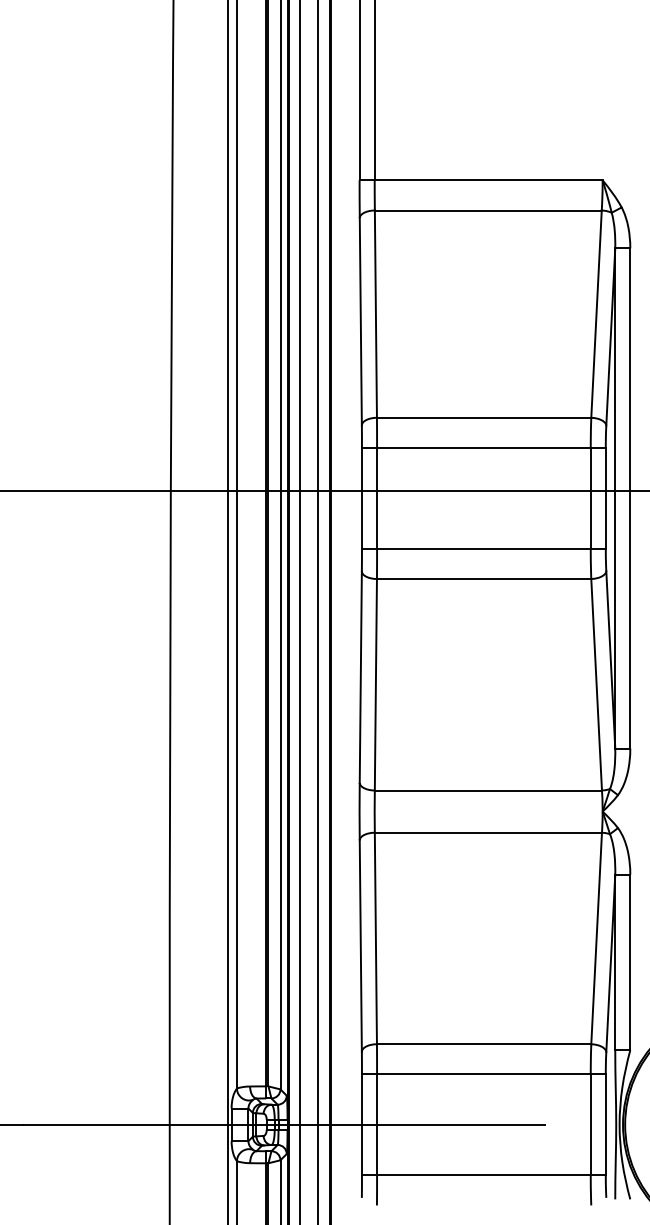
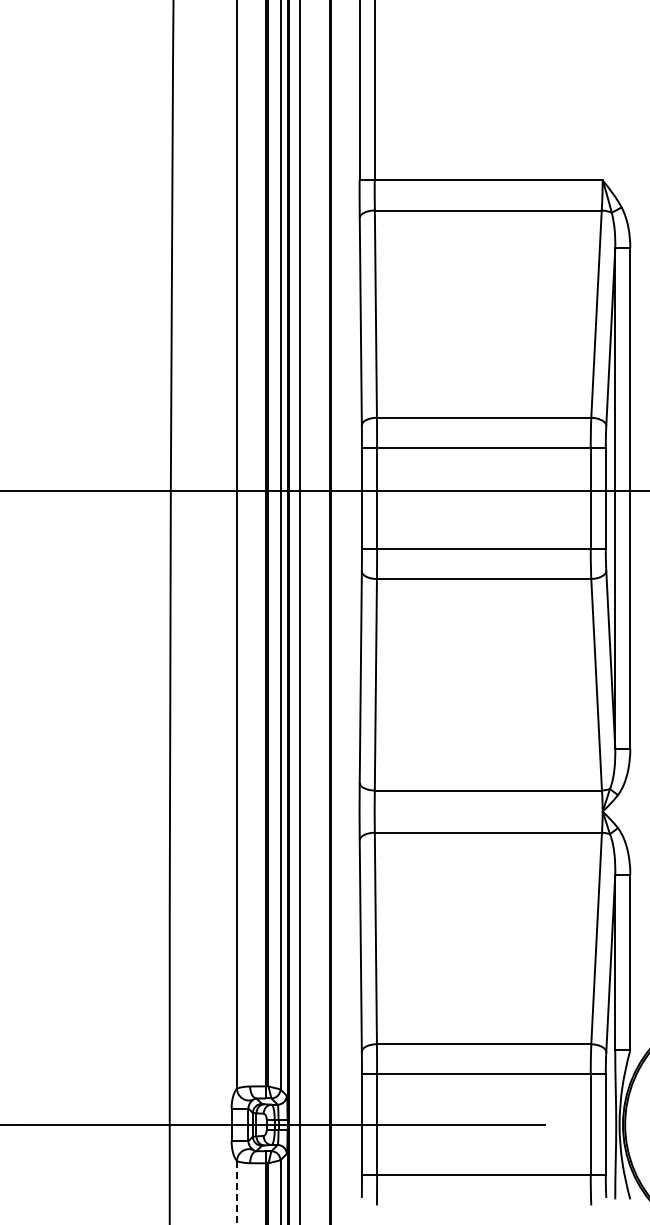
line: present -> none (228, 611)
line: present -> none (317, 611)
line: solid -> dashed (236, 1193)
